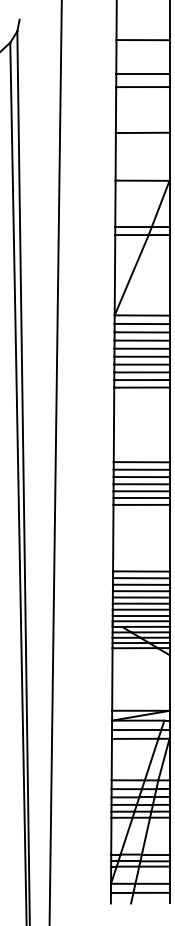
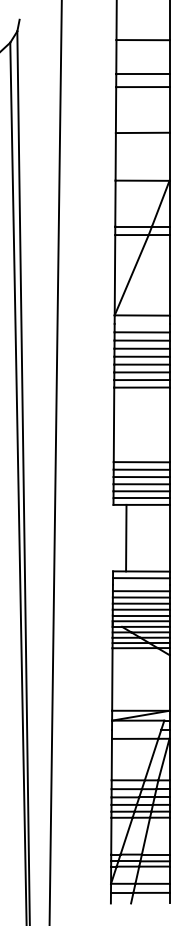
line: present -> none (141, 323)
line position: (113, 537) -> (126, 537) (126, 537)
line: present -> none (140, 584)
line: present -> none (136, 729)
